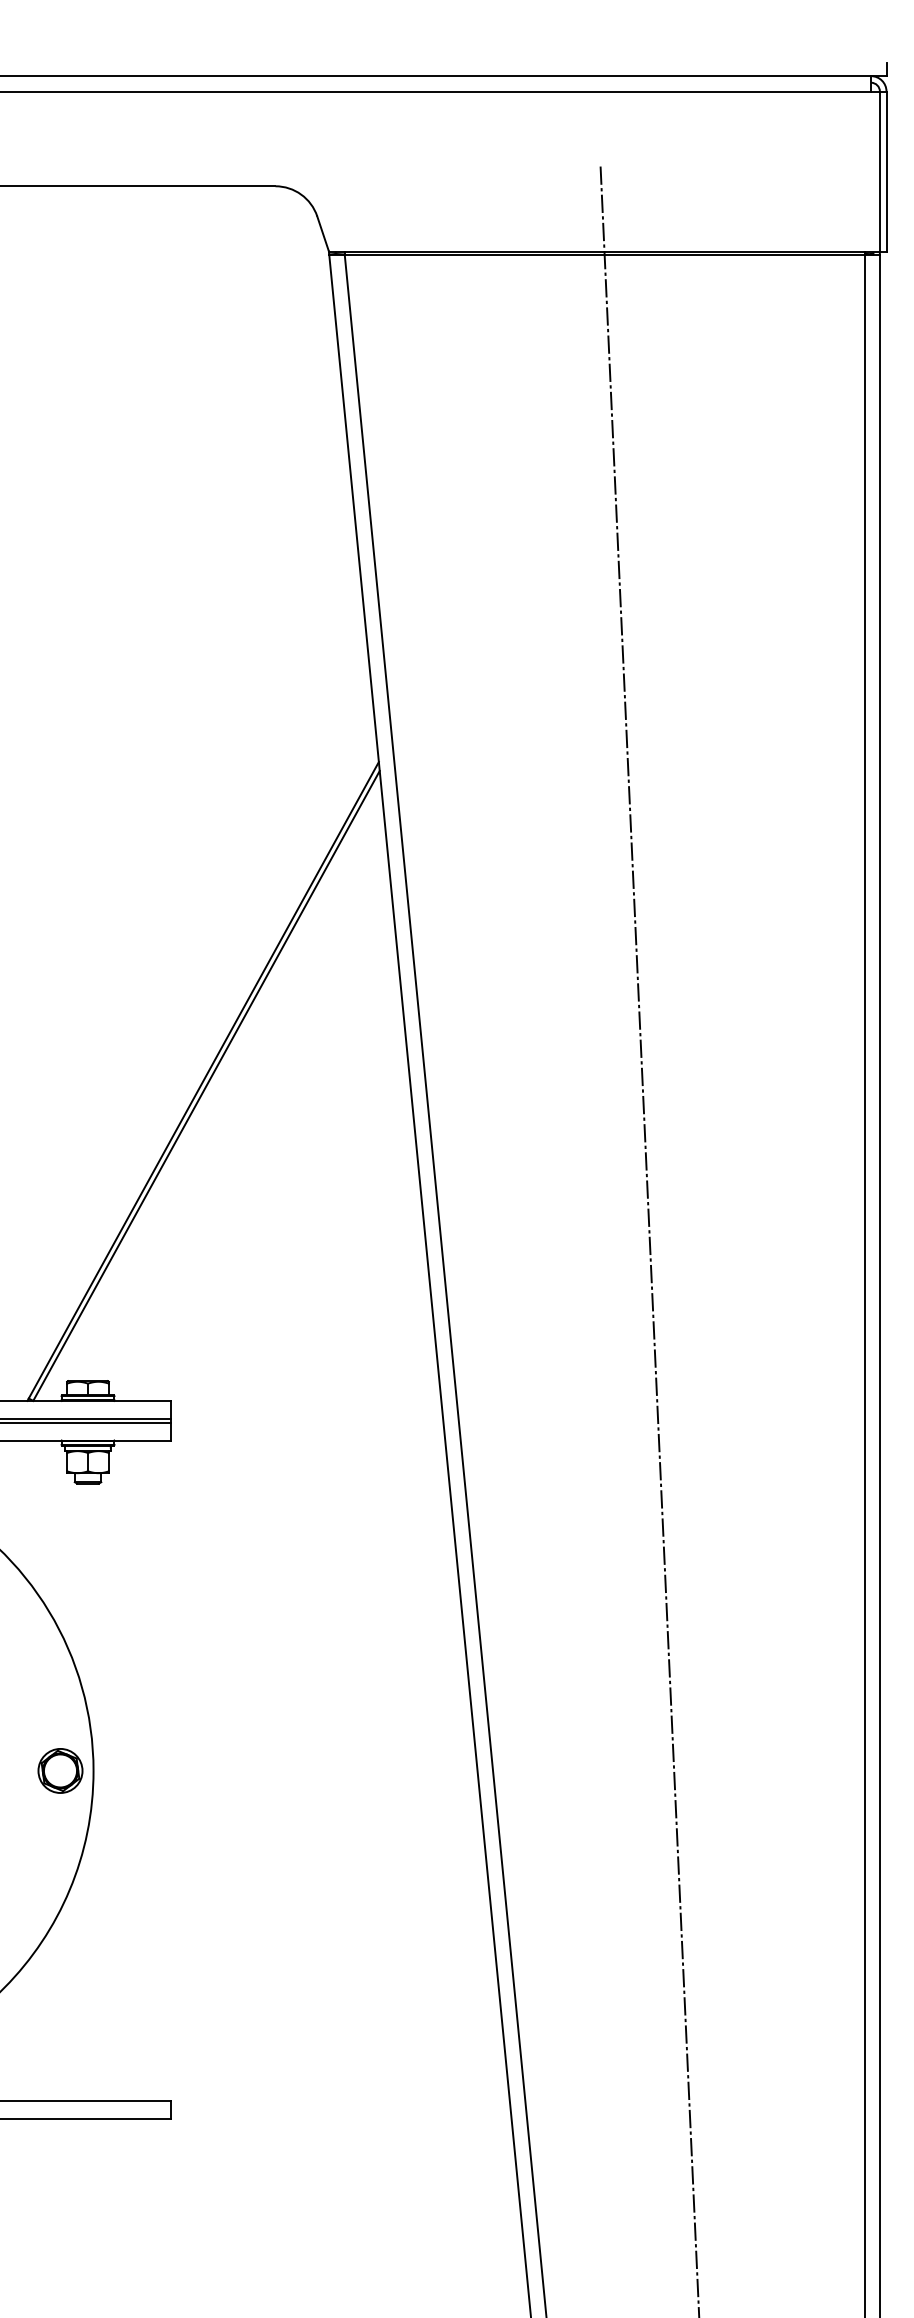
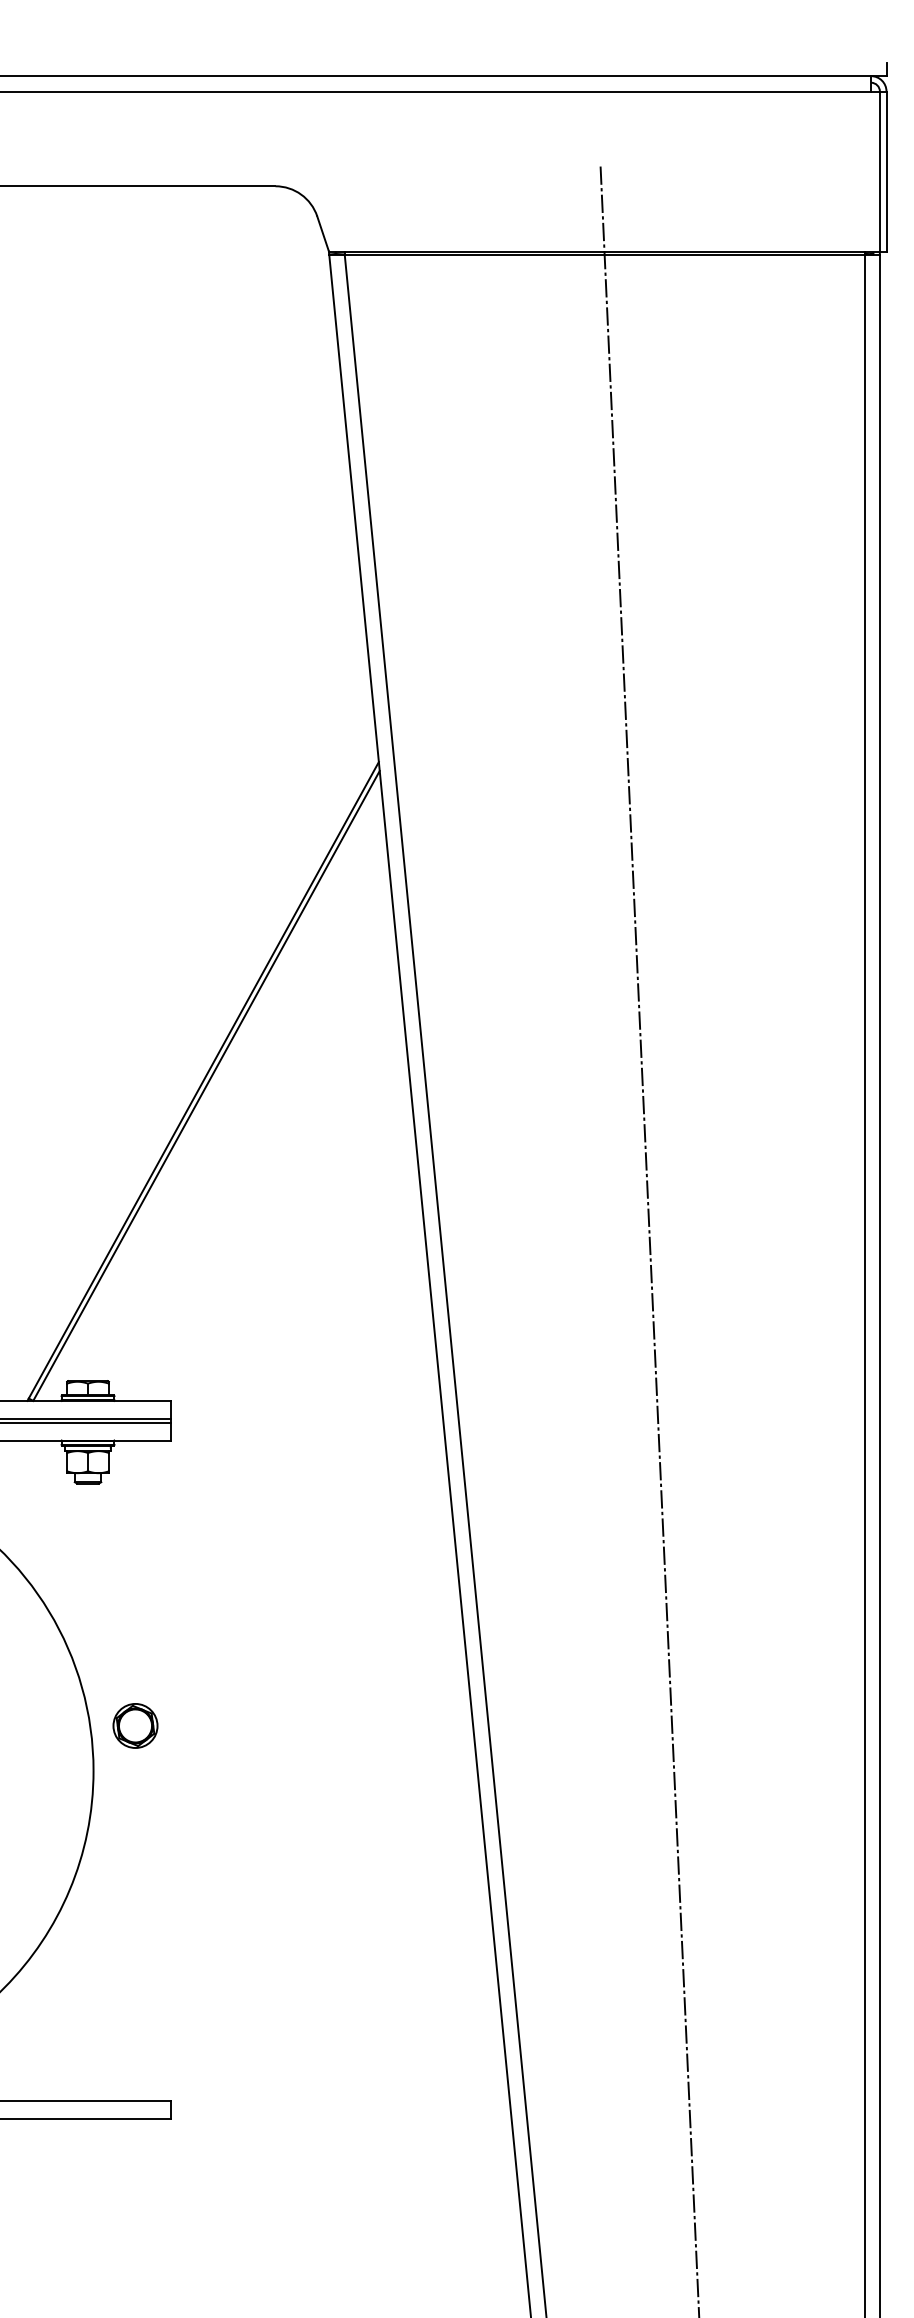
part position: (60, 1770) -> (135, 1725) (135, 1725)
